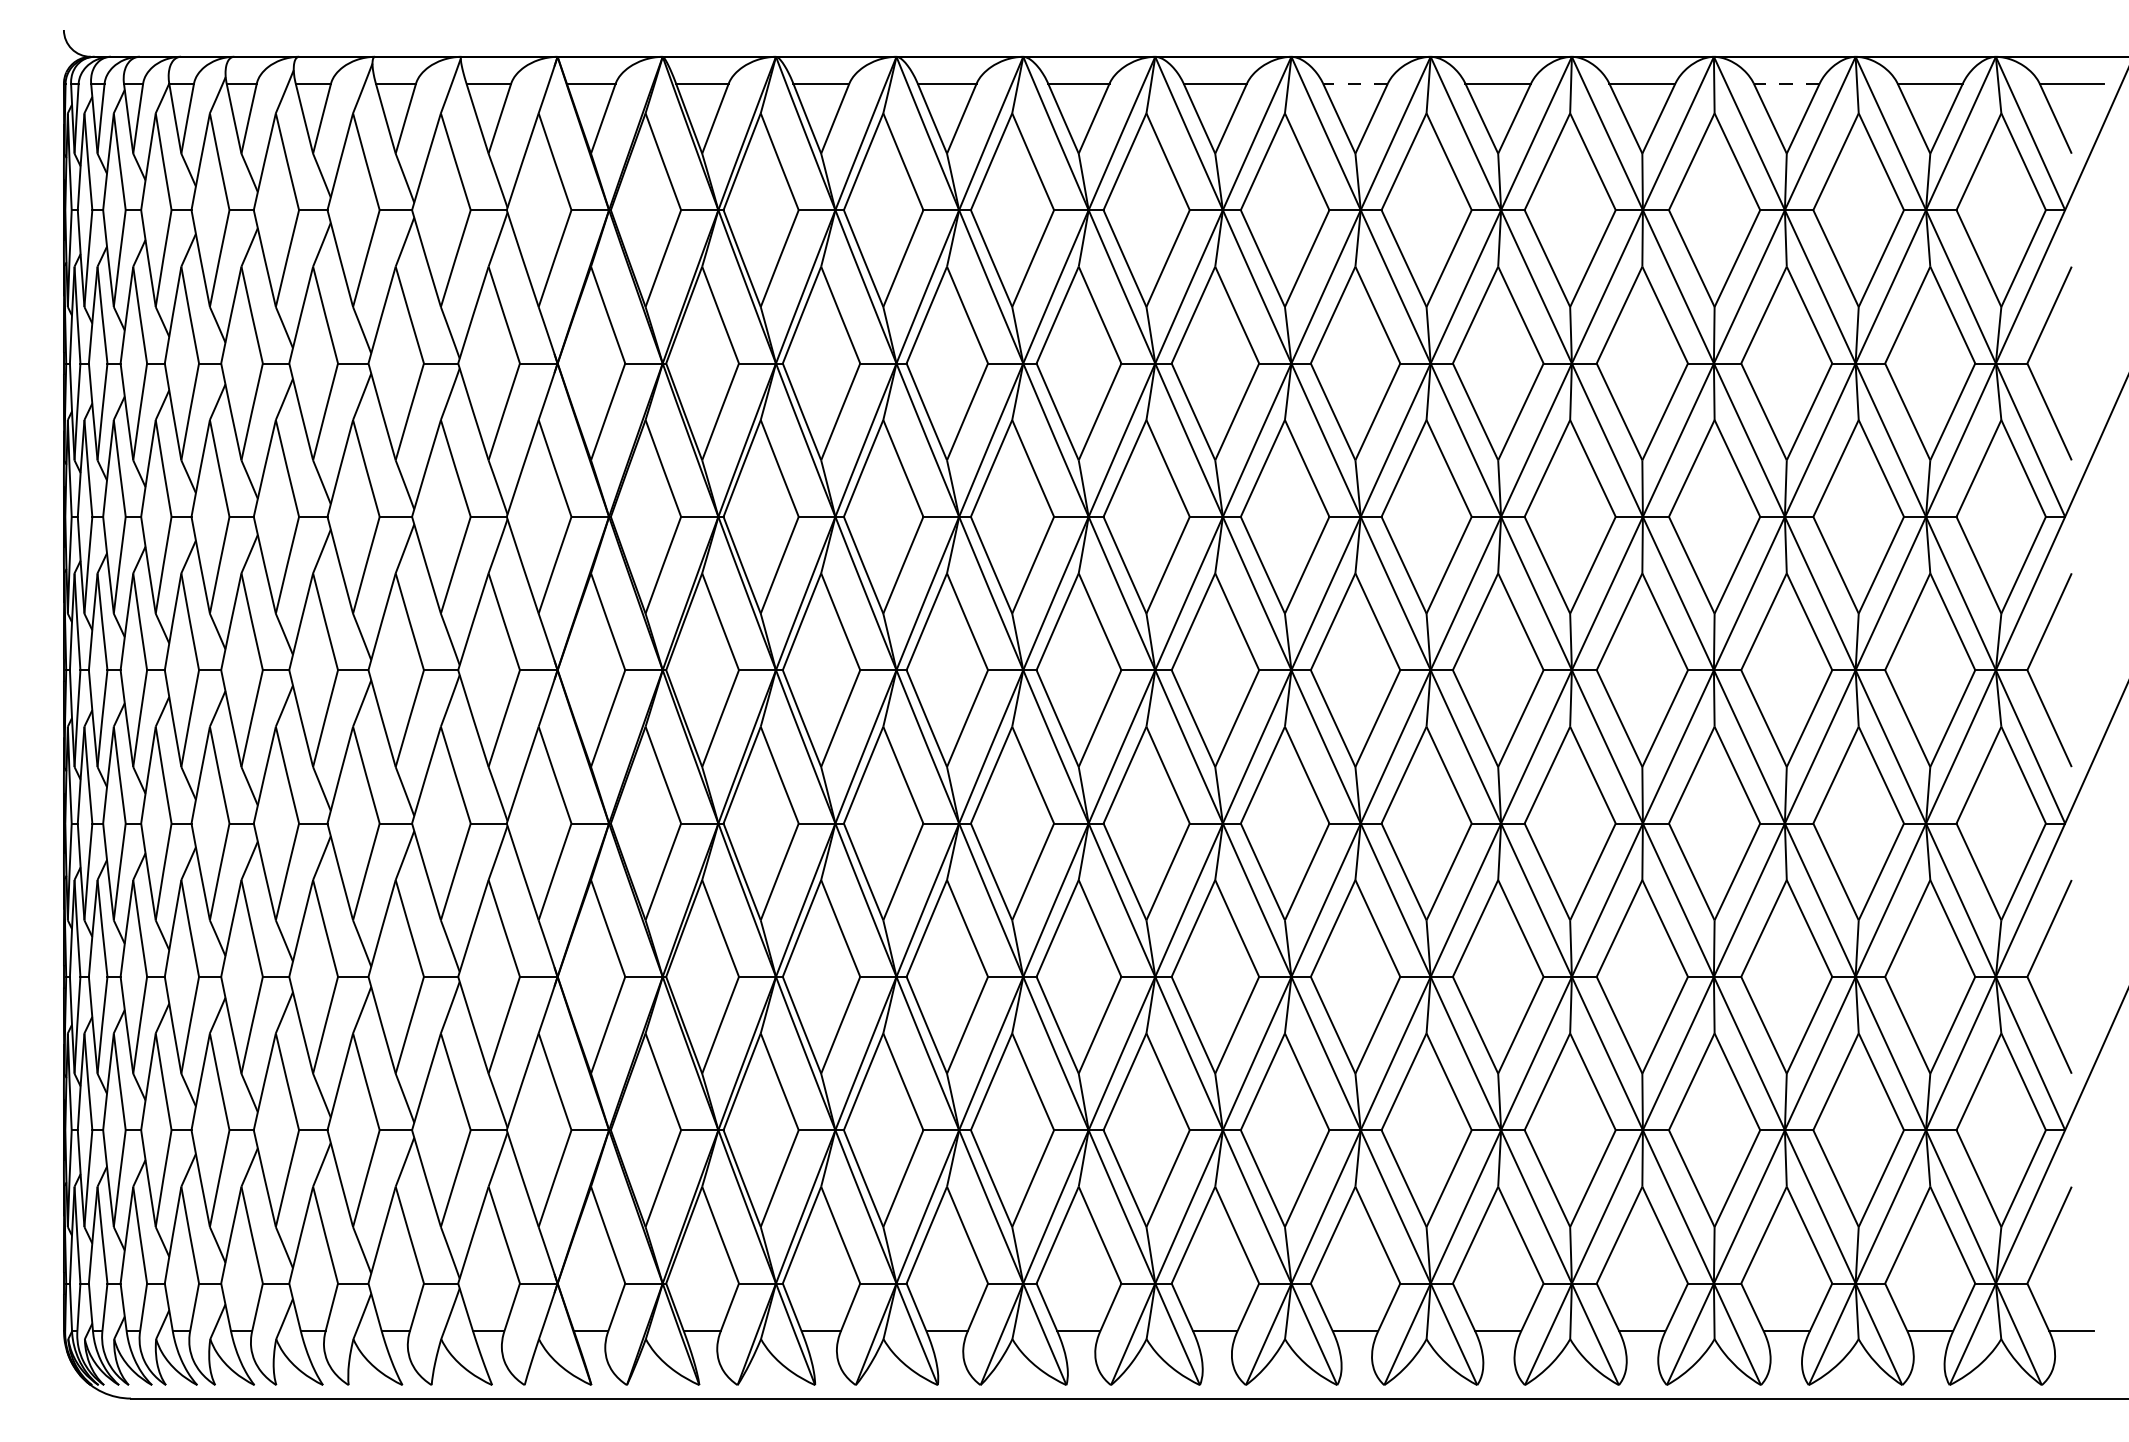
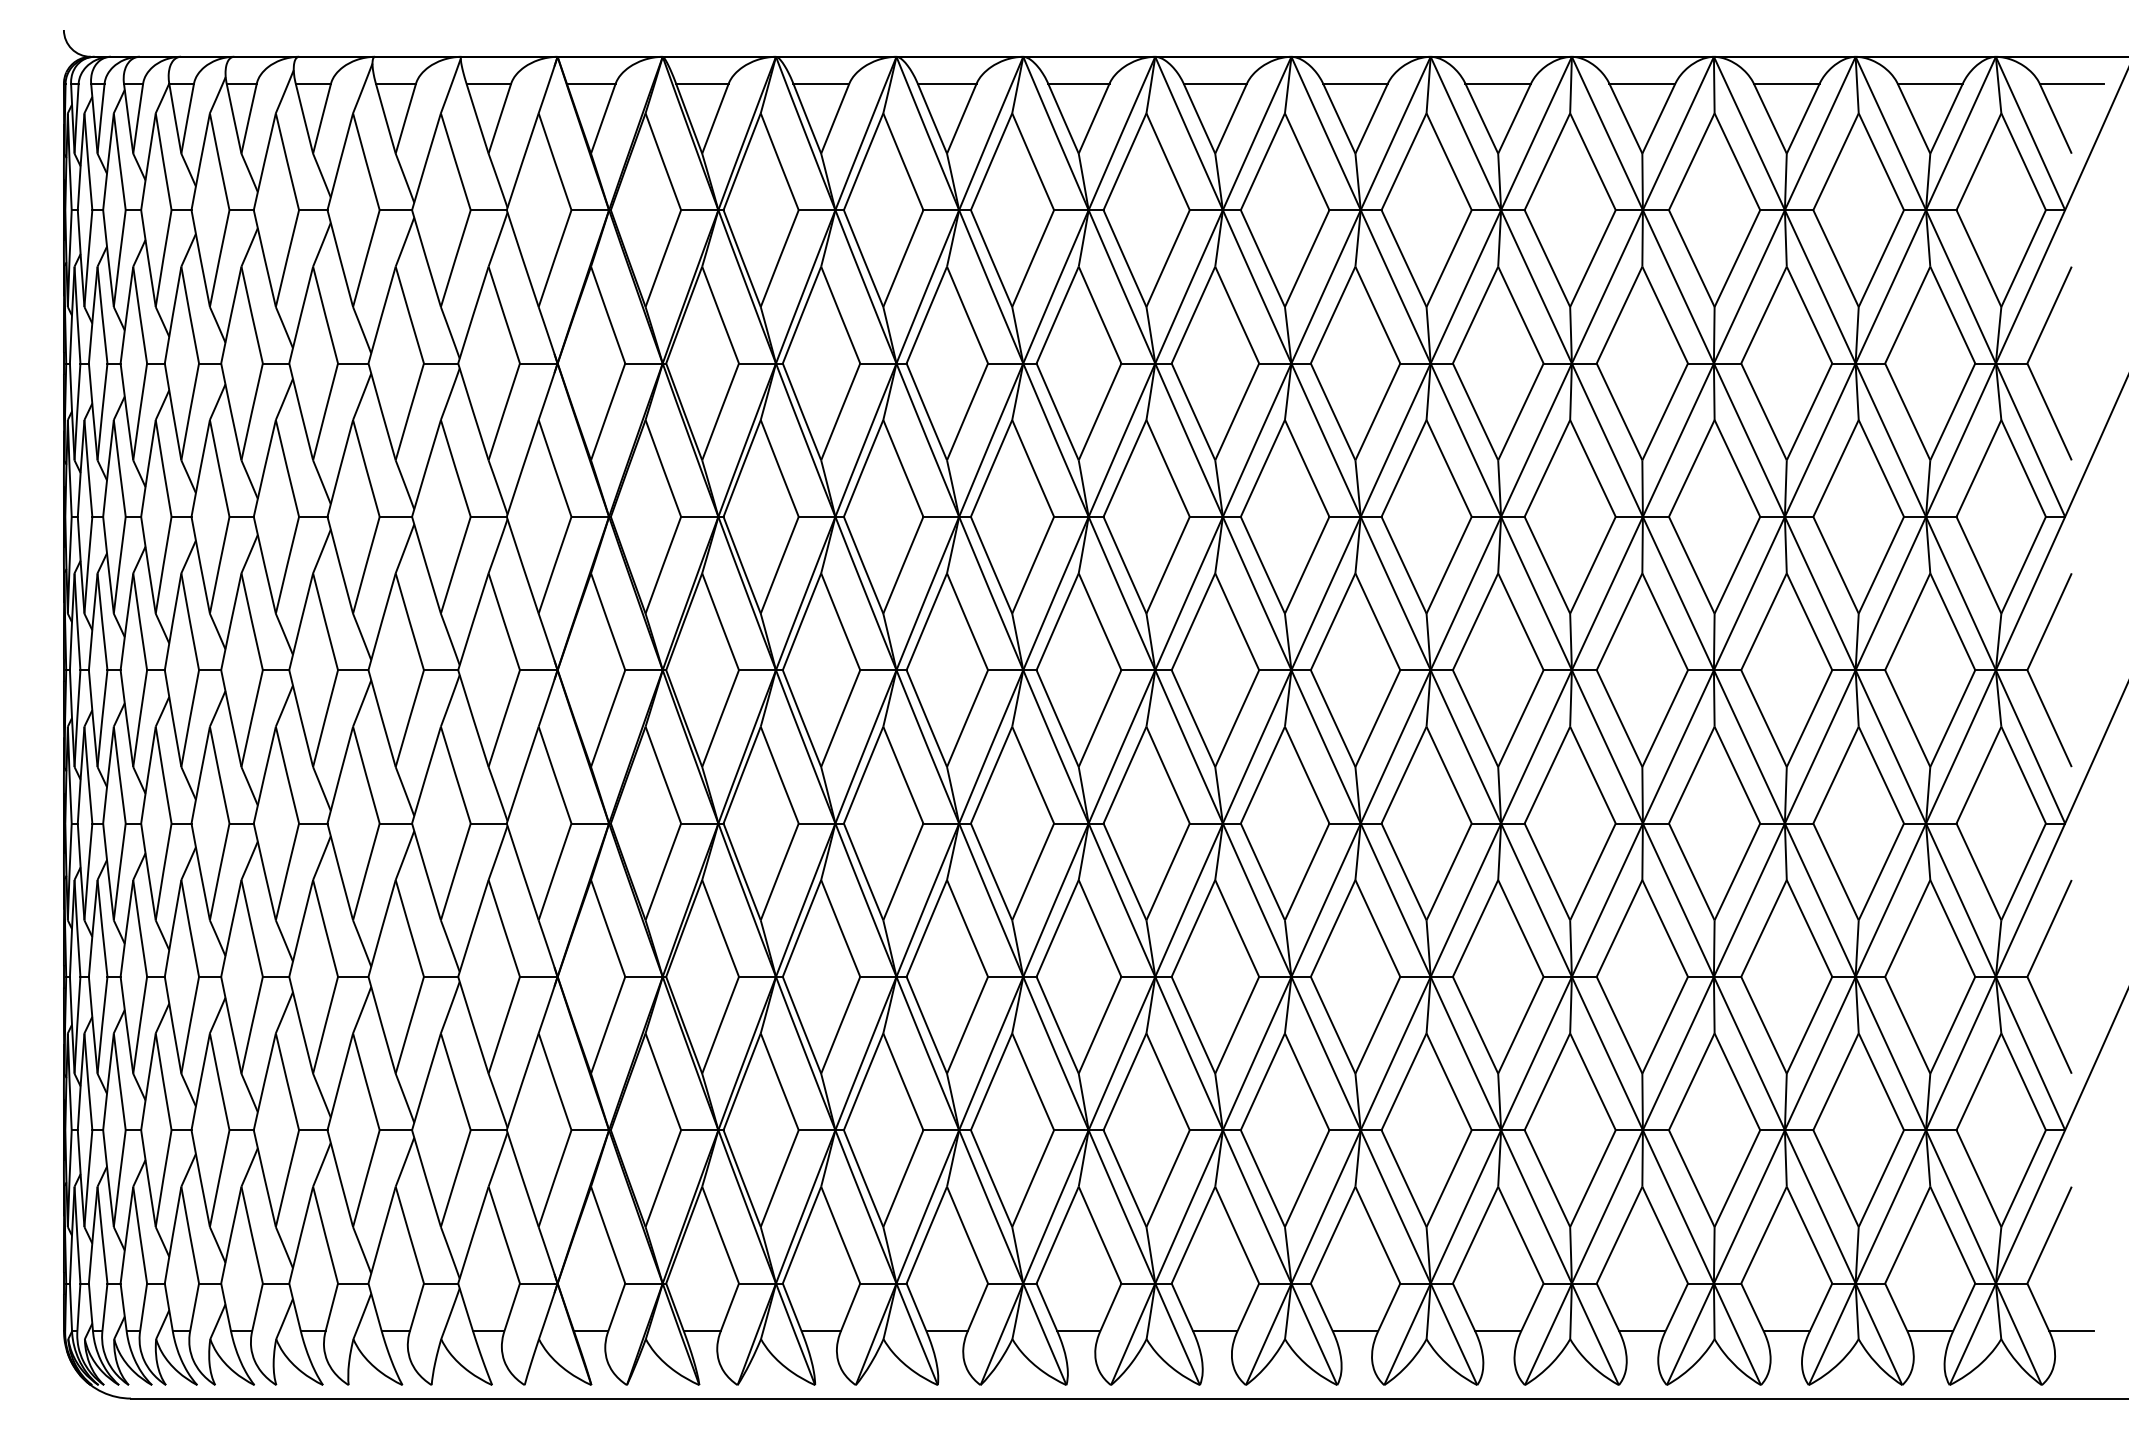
line: dashed -> solid (1355, 83)
line: dashed -> solid (1786, 83)
